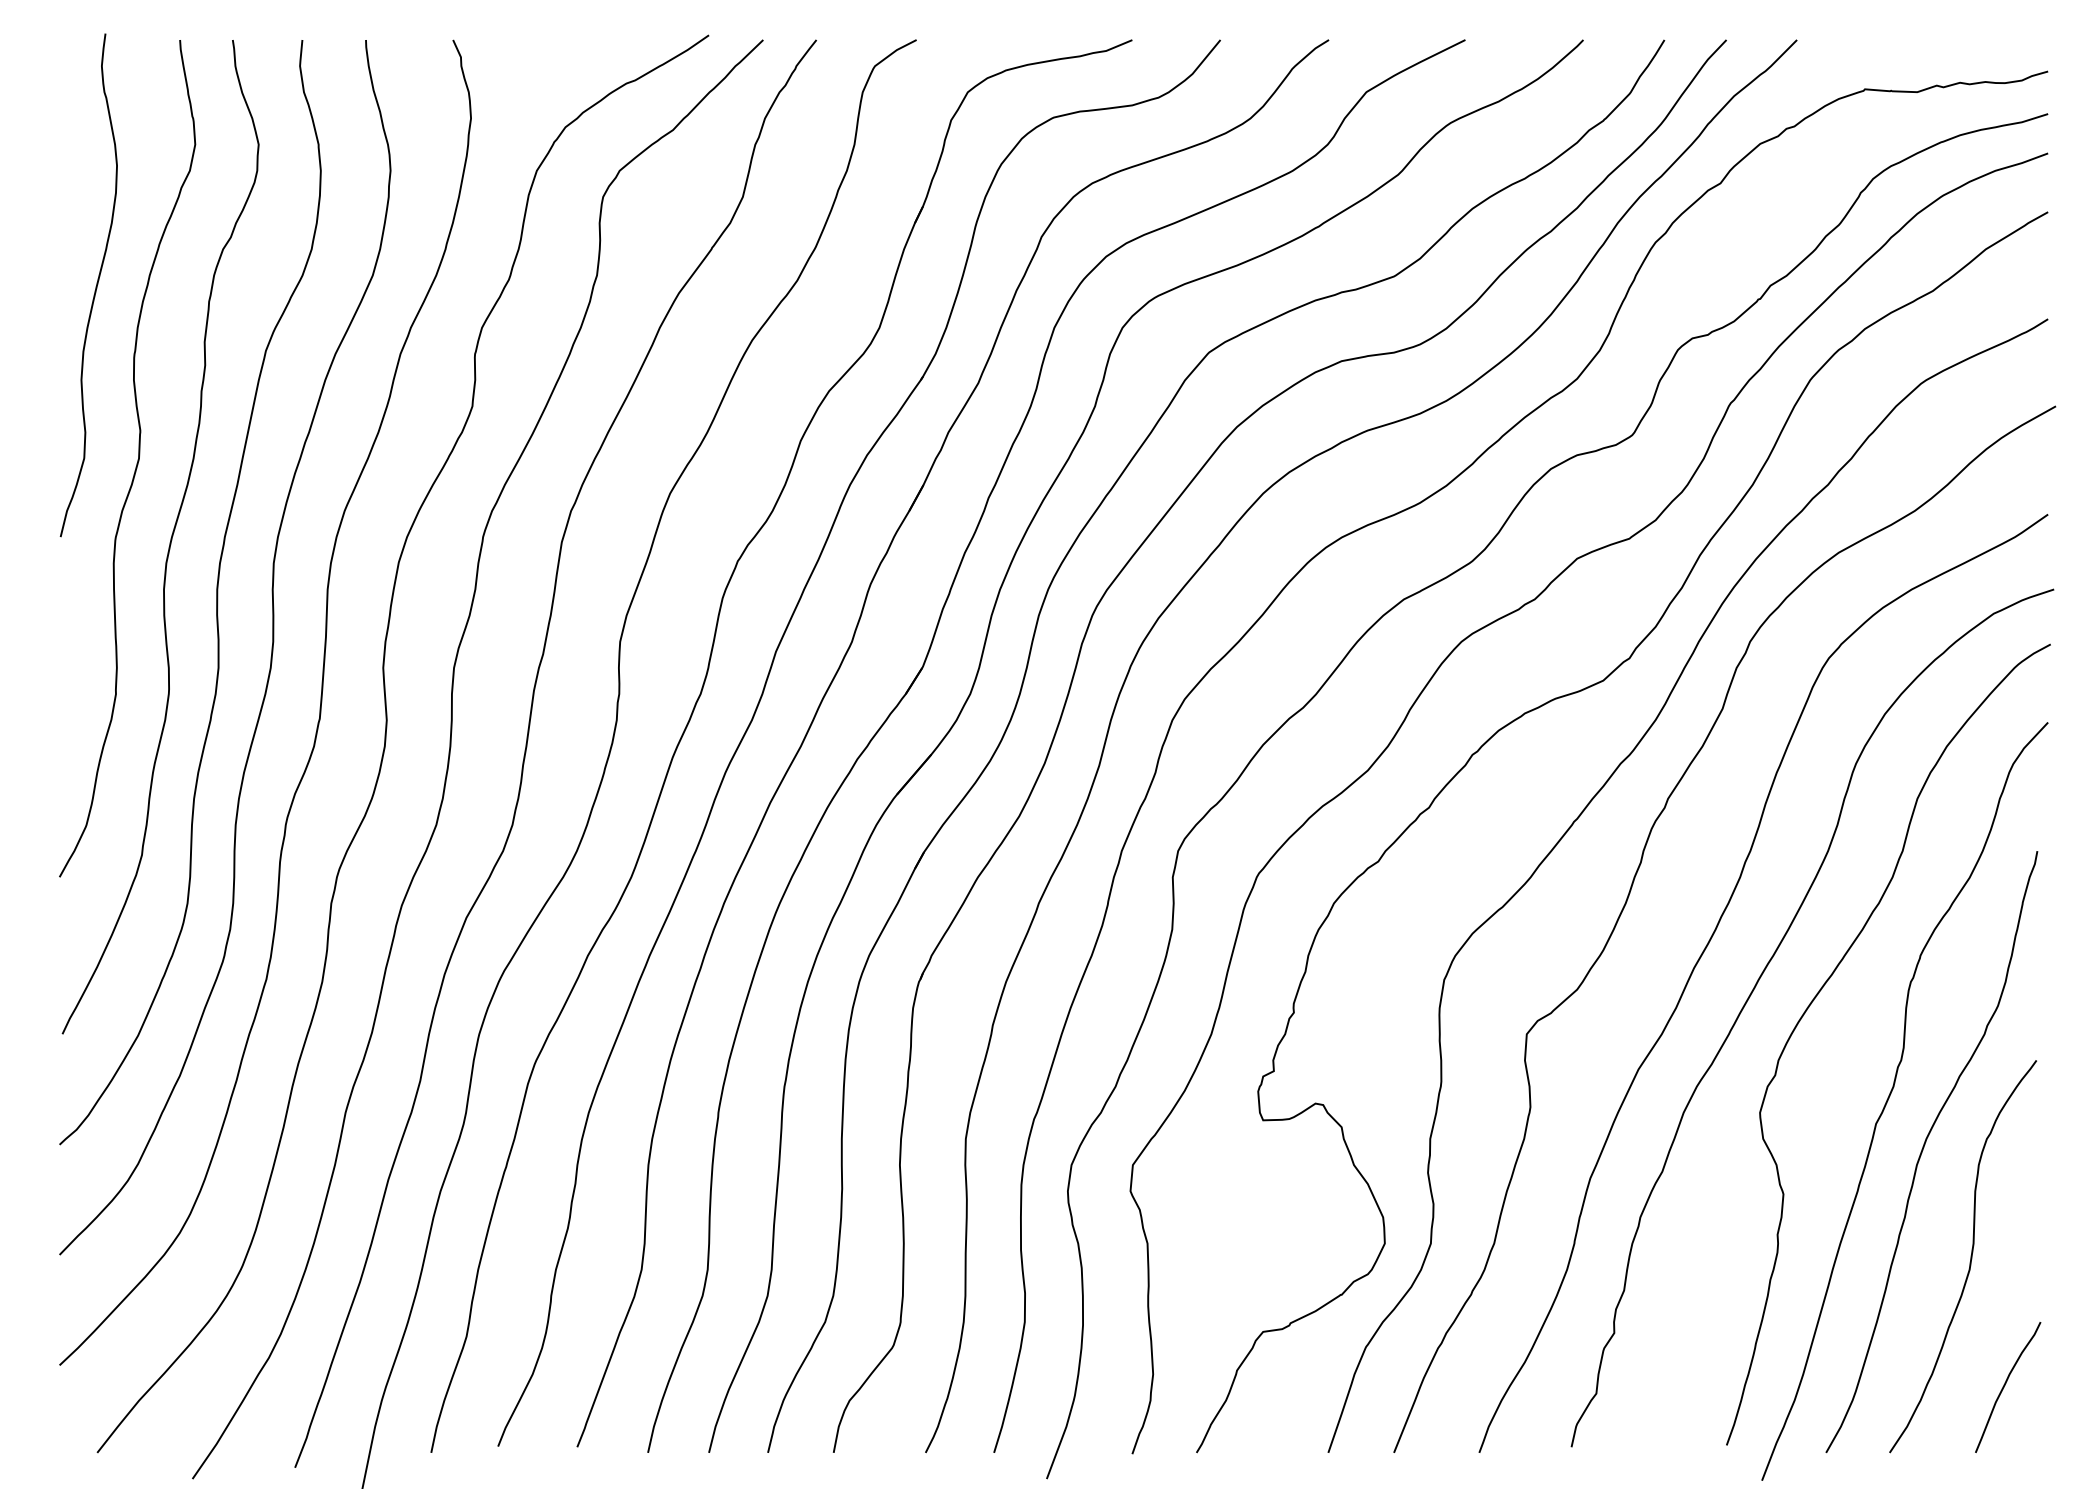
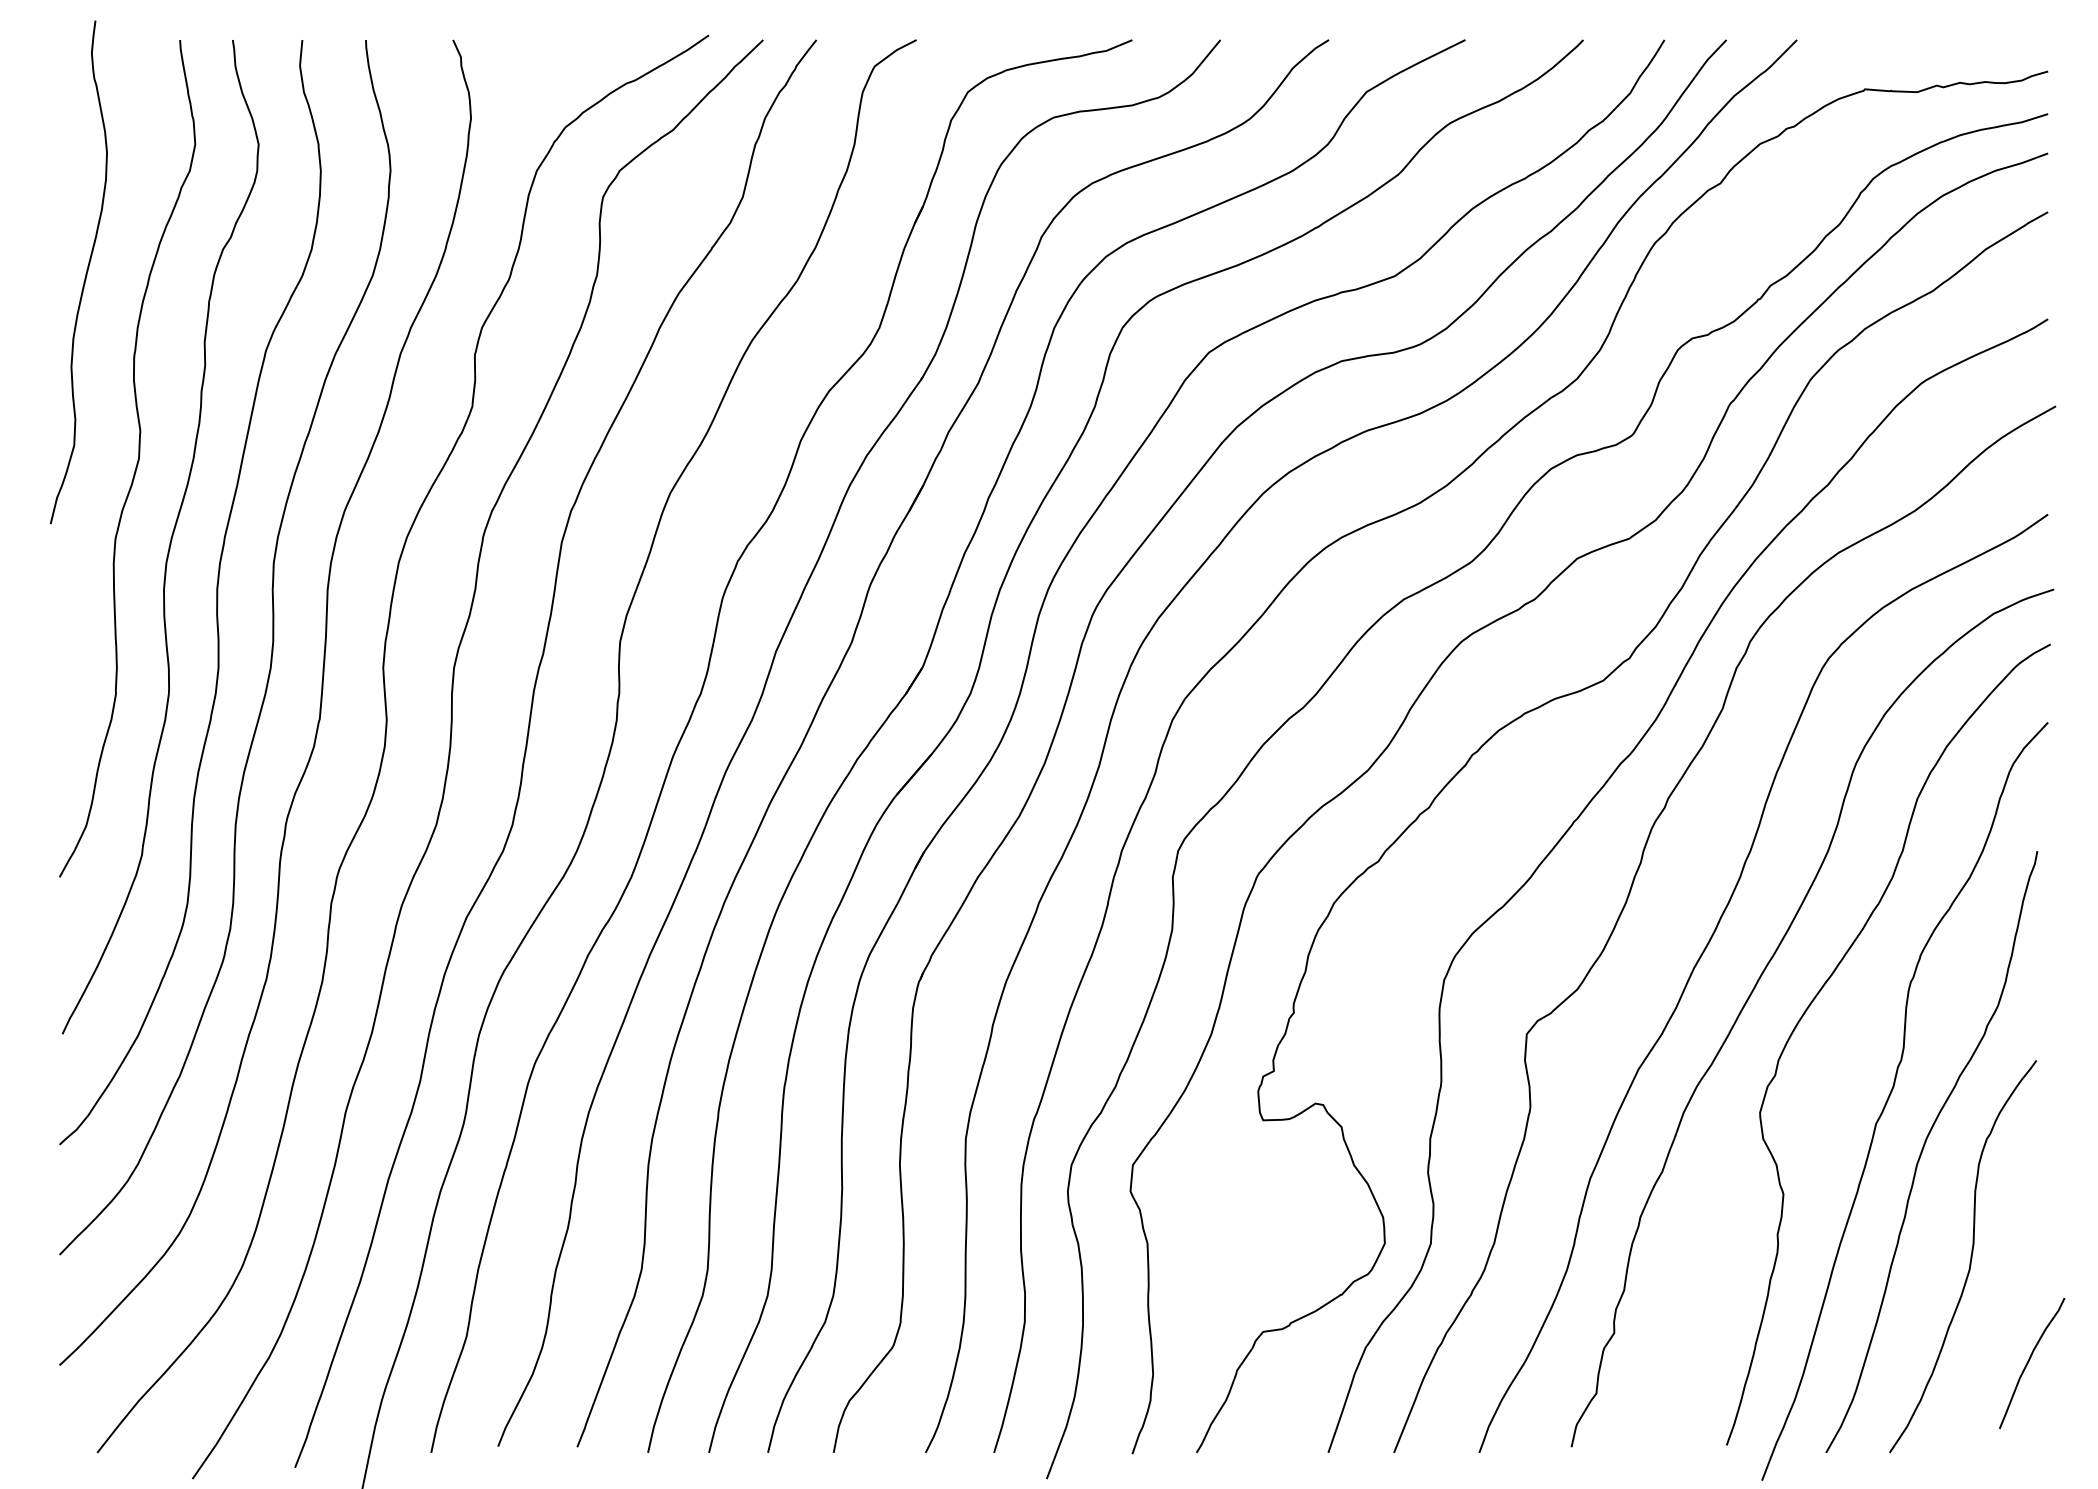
curve position: (95, 286) -> (85, 273) (85, 273)
curve position: (2005, 1385) -> (2029, 1361) (2029, 1361)
